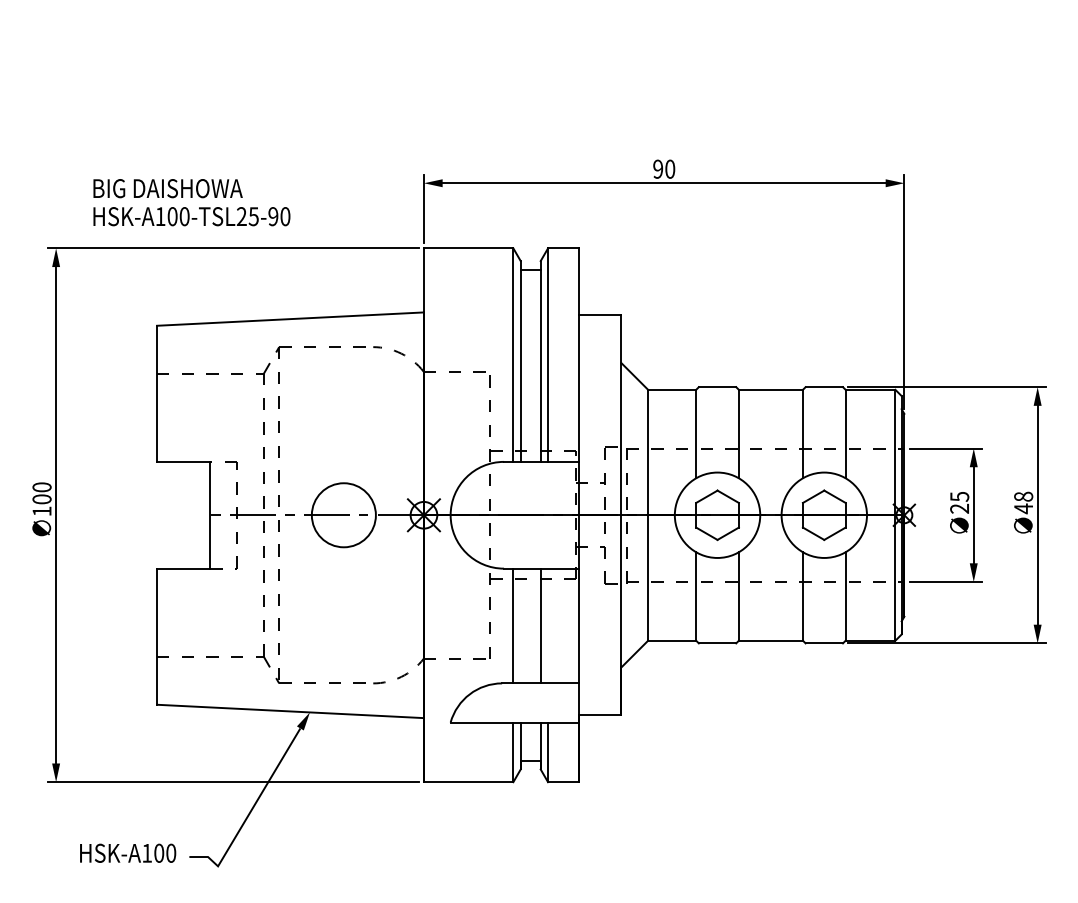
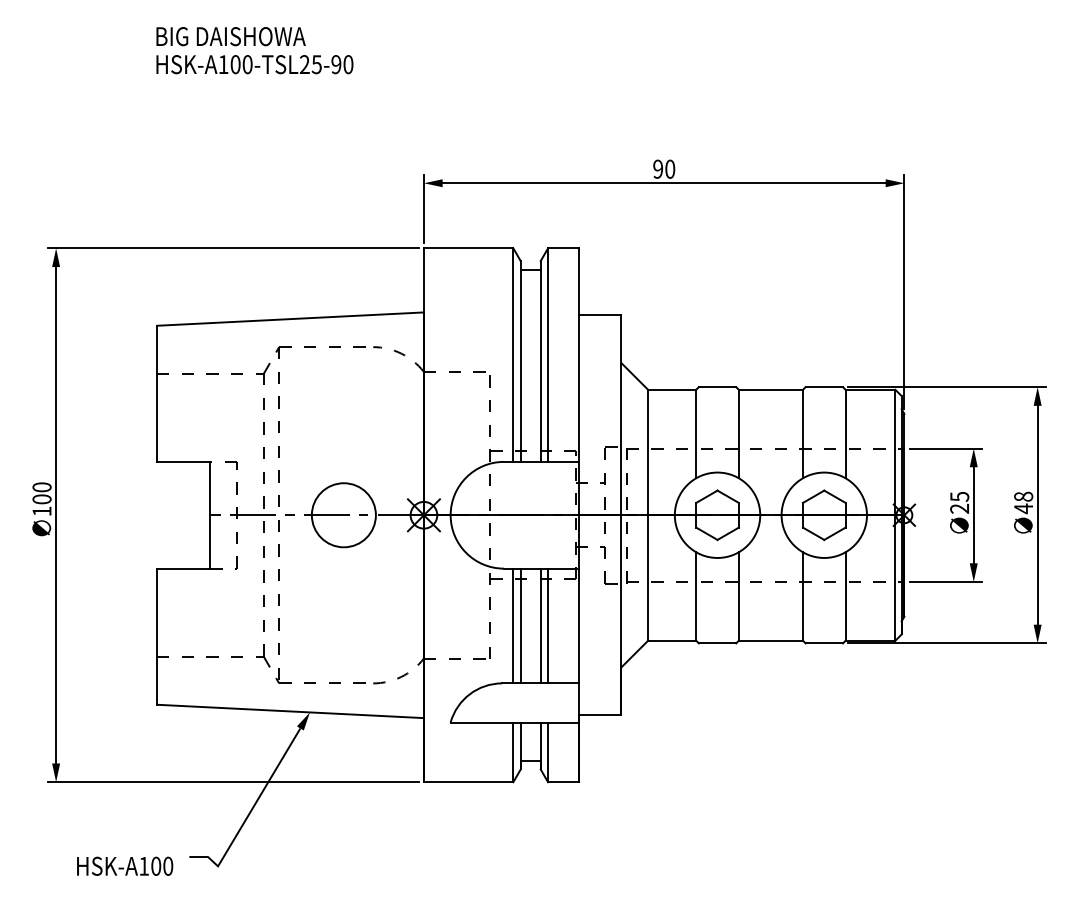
text position: (191, 202) -> (254, 50) (254, 50)
line: none -> present (520, 625)
line: none -> present (548, 625)
text position: (128, 852) -> (125, 865) (125, 865)
